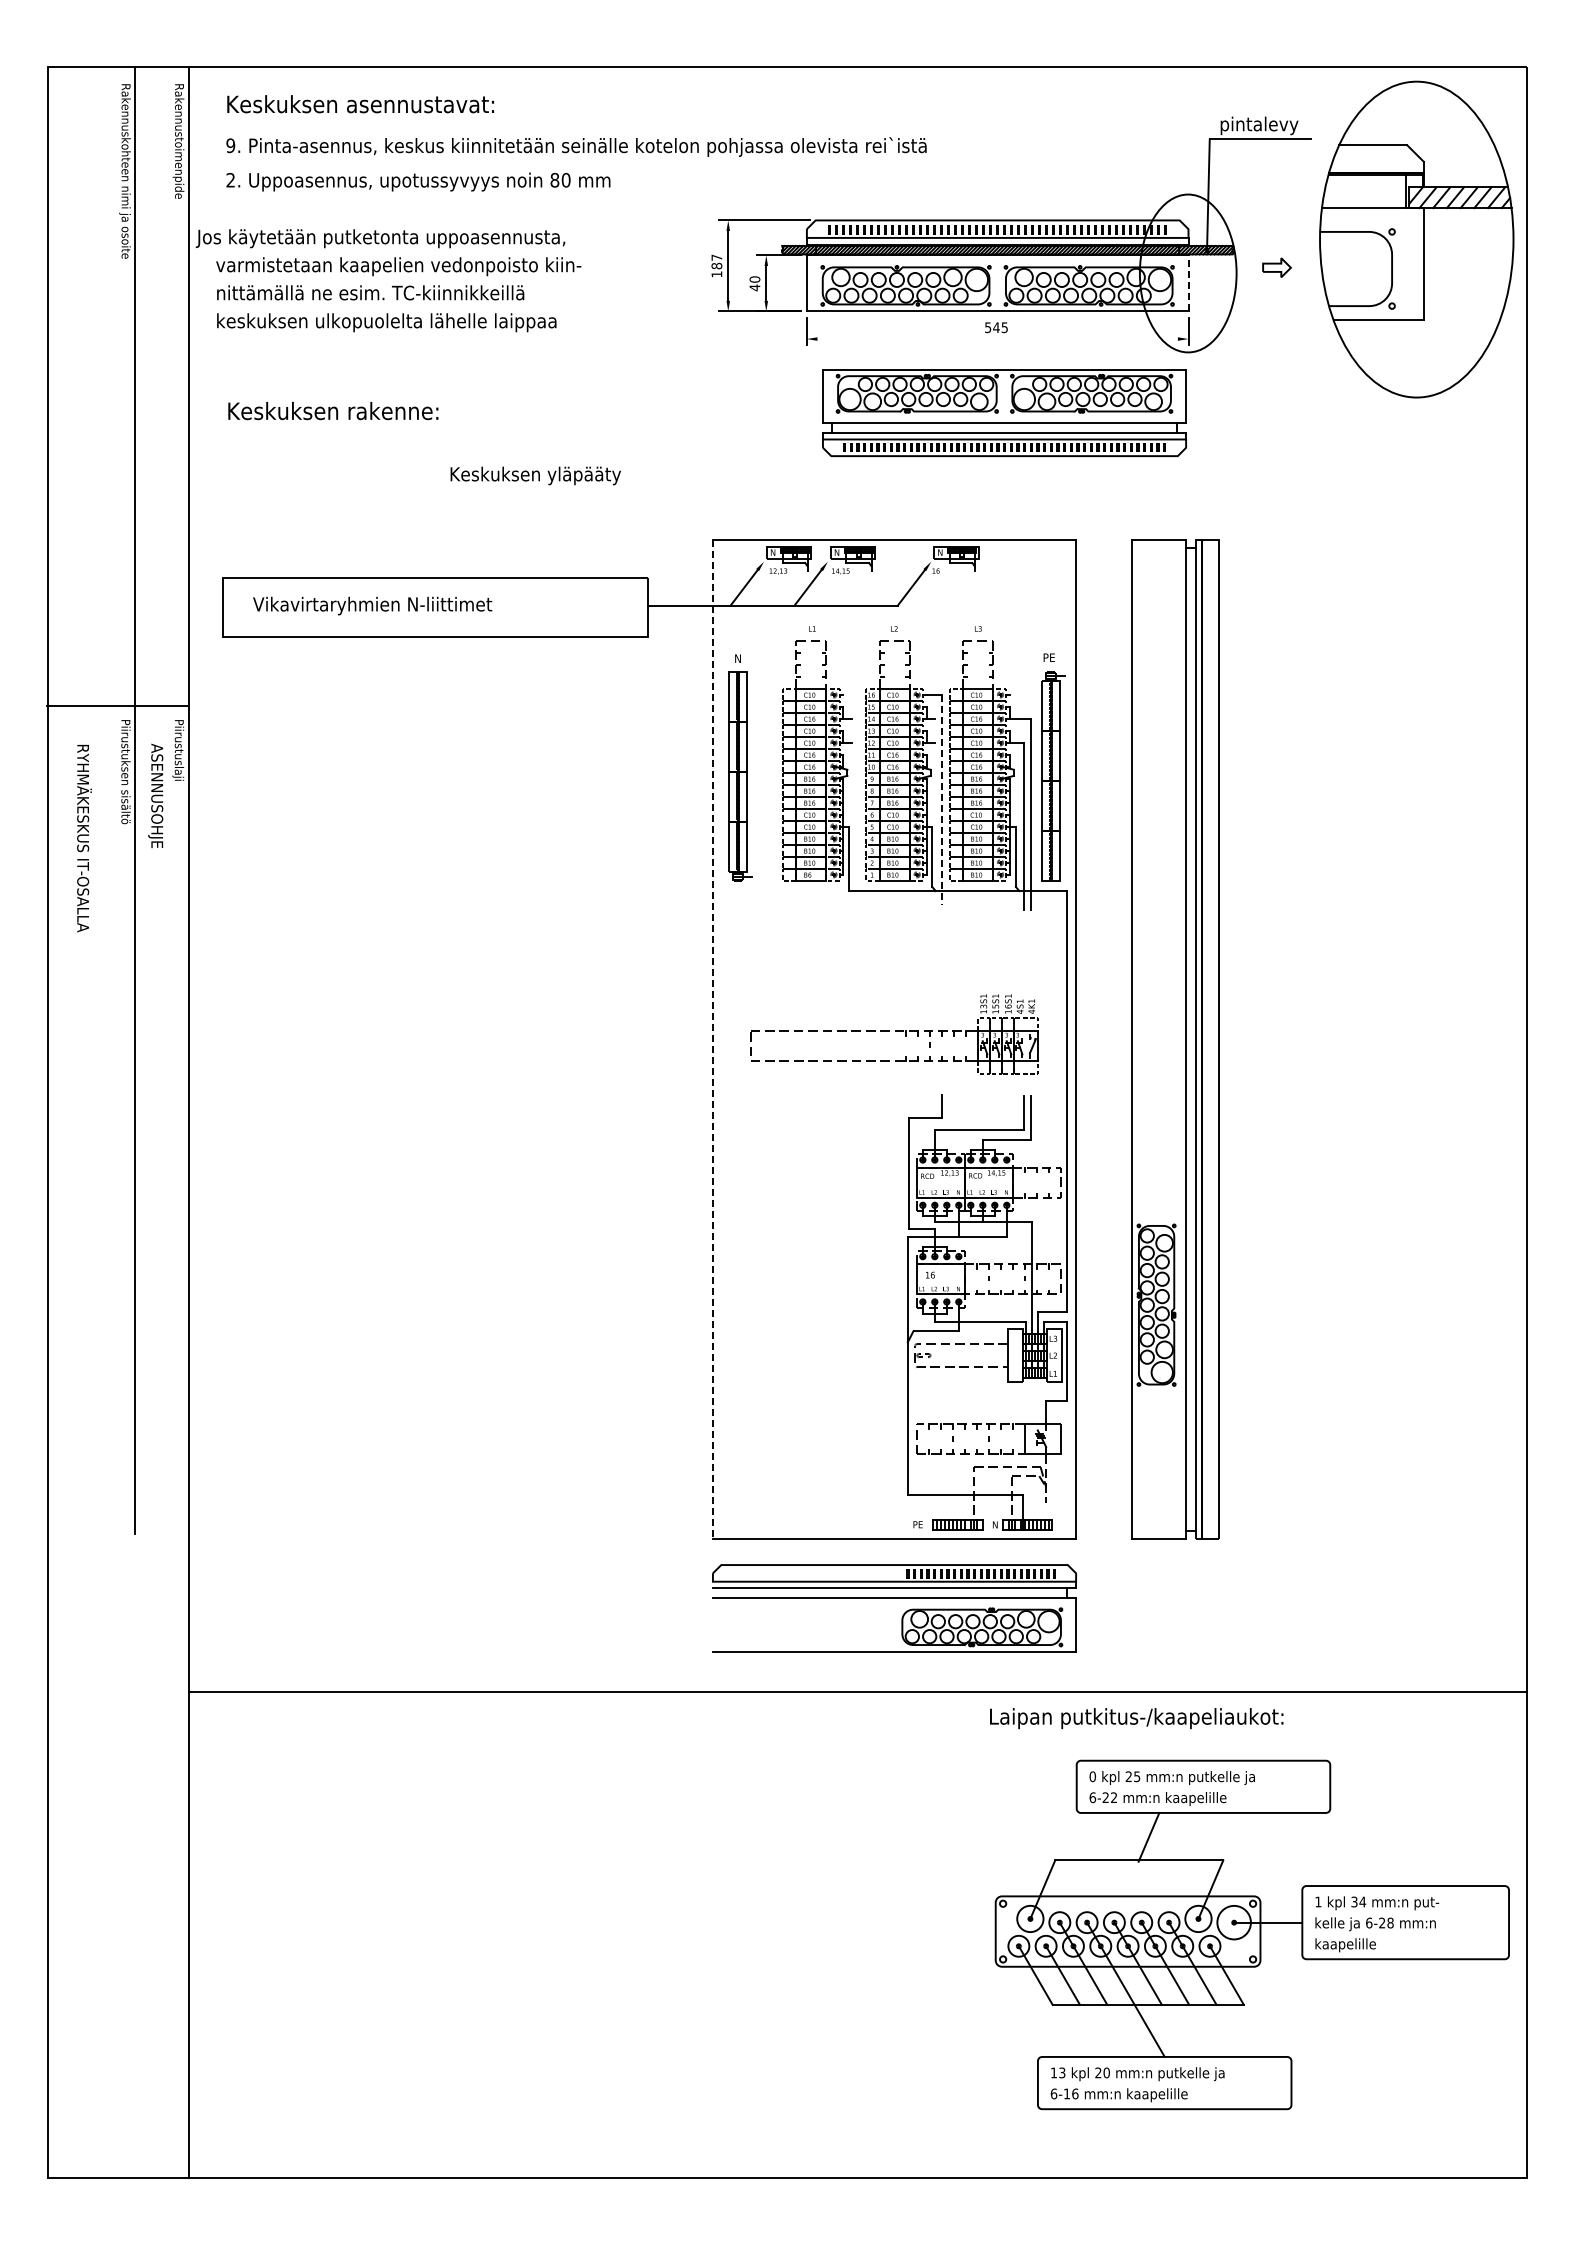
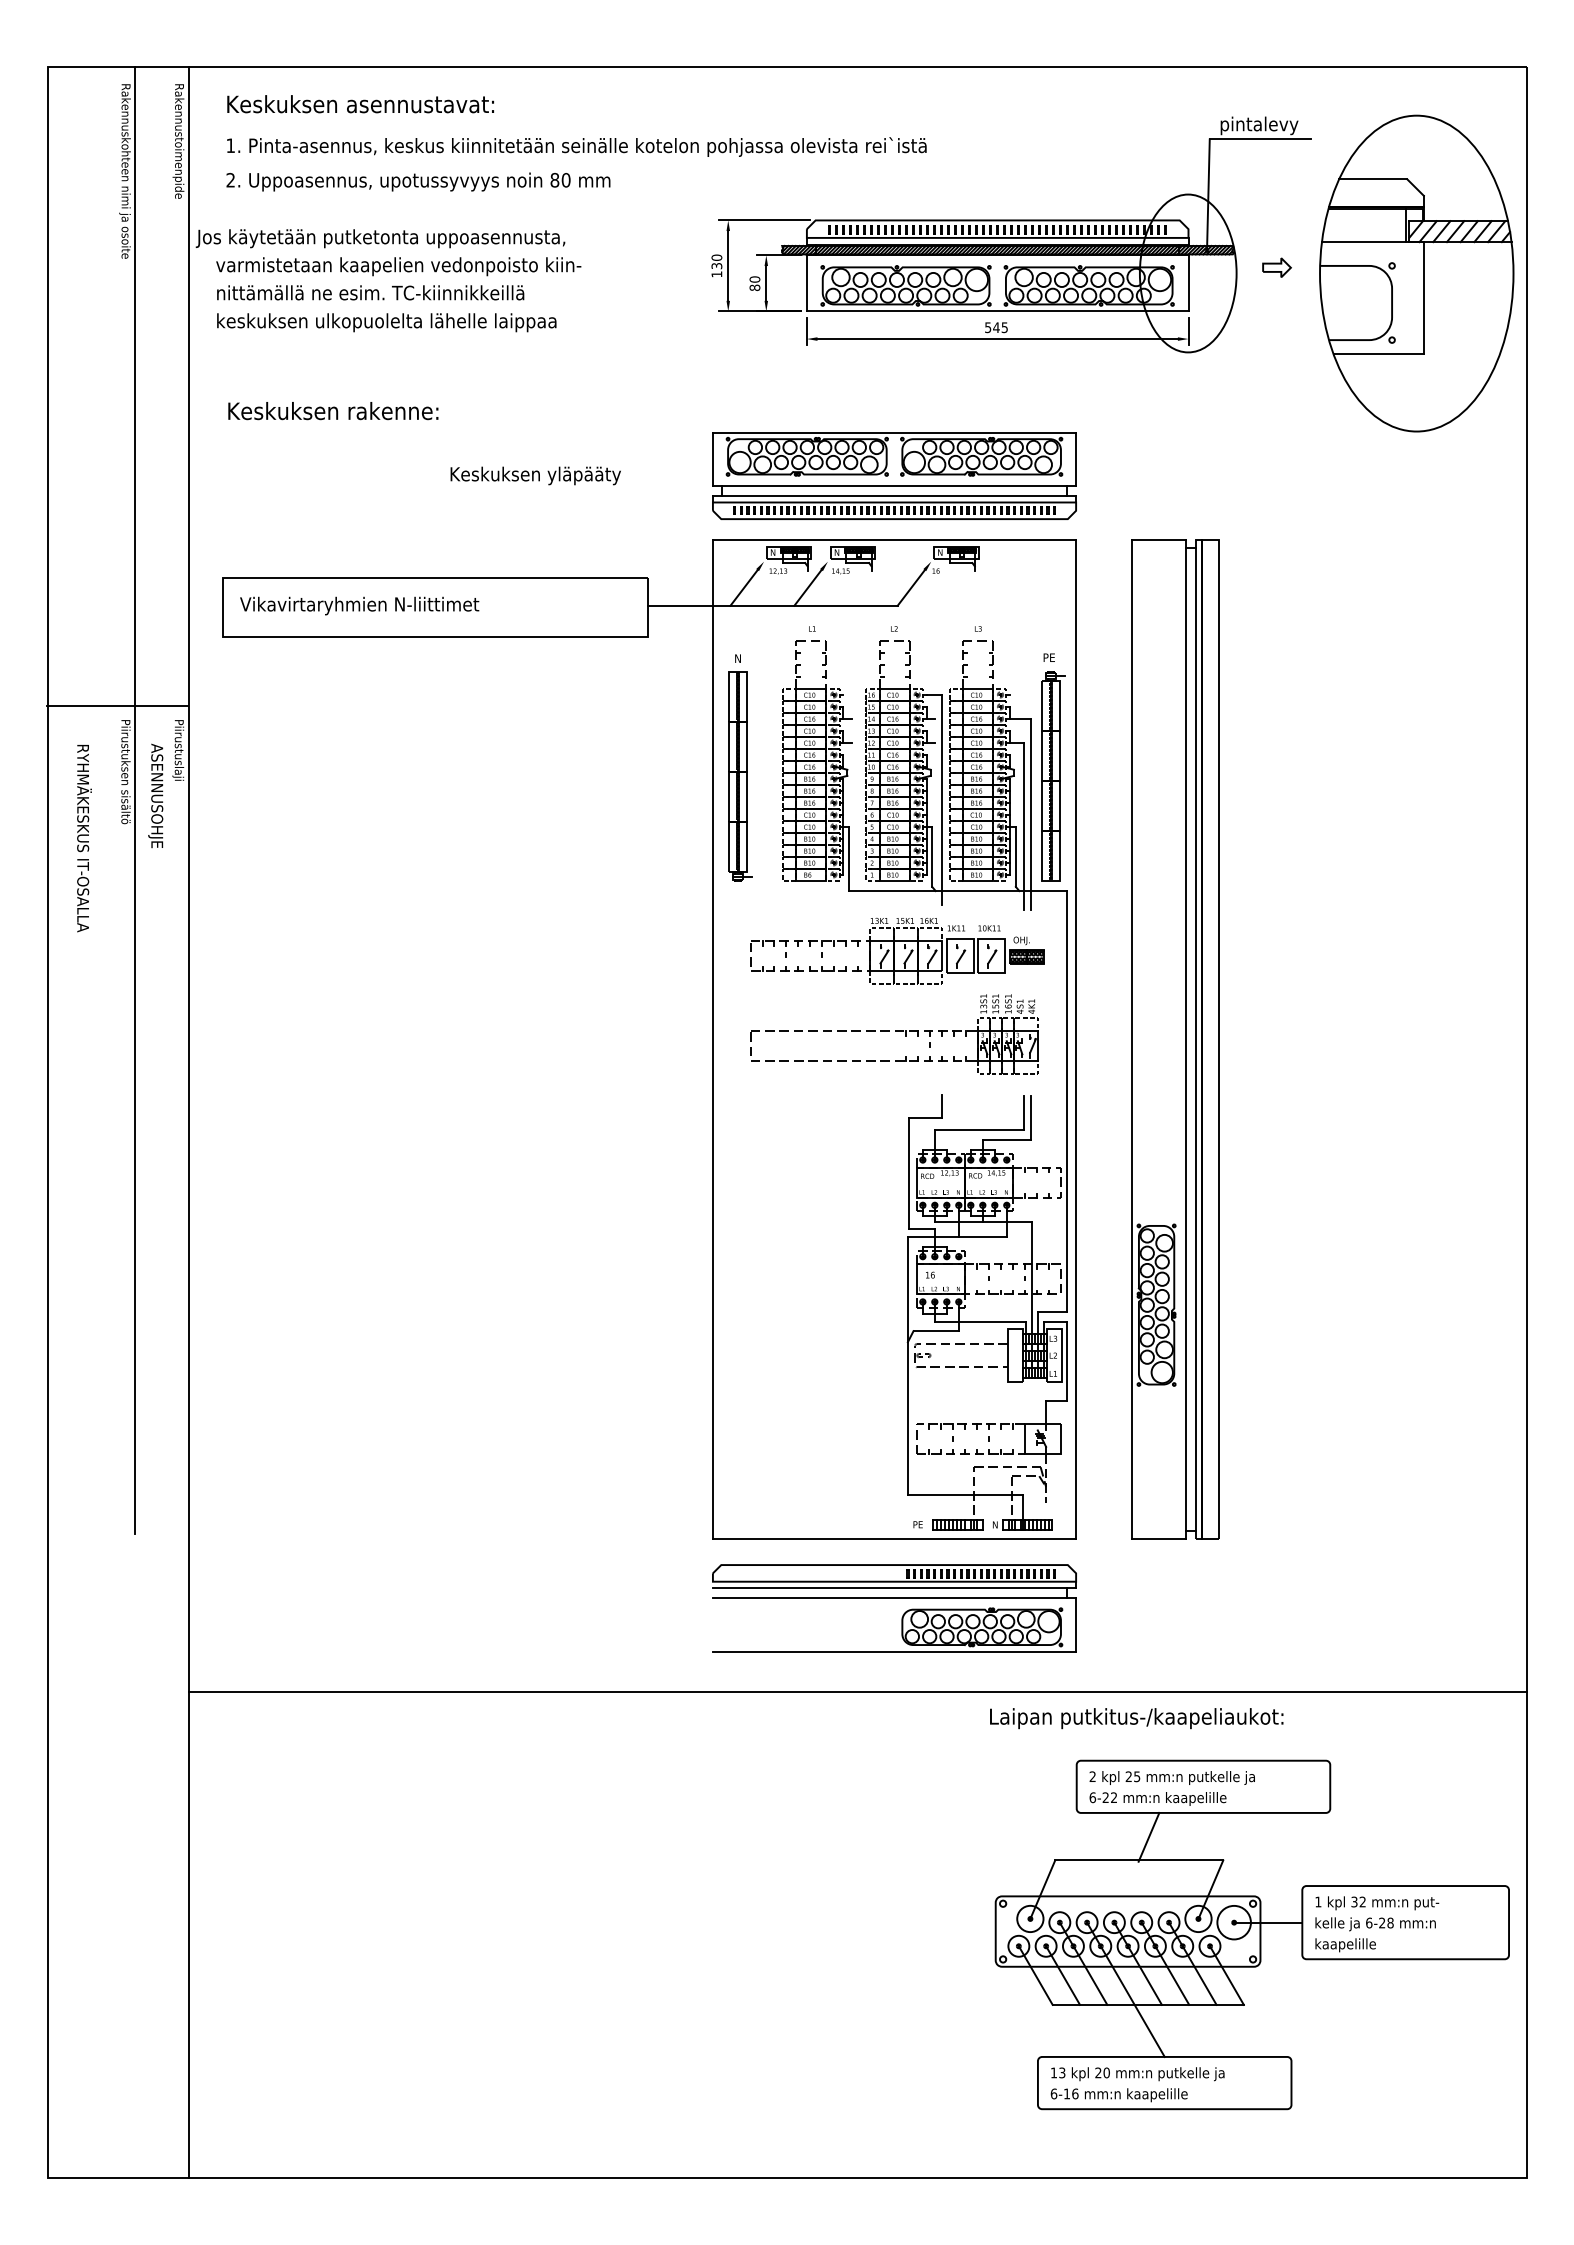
text: 9. -> 1. (230, 145)
part position: (1416, 239) -> (1416, 273) (1416, 273)
text: 187 -> 130 (716, 261)
line: dashed -> solid (1188, 282)
text: 40 -> 80 (754, 287)
line: none -> present (997, 339)
part position: (1004, 412) -> (894, 475) (894, 475)
text position: (372, 605) -> (359, 605) (359, 605)
line: dashed -> solid (941, 800)
part: none -> present (897, 950)
line: dashed -> solid (712, 1039)
text: 0 -> 2 (1092, 1776)
text: 34 -> 32 (1362, 1901)
